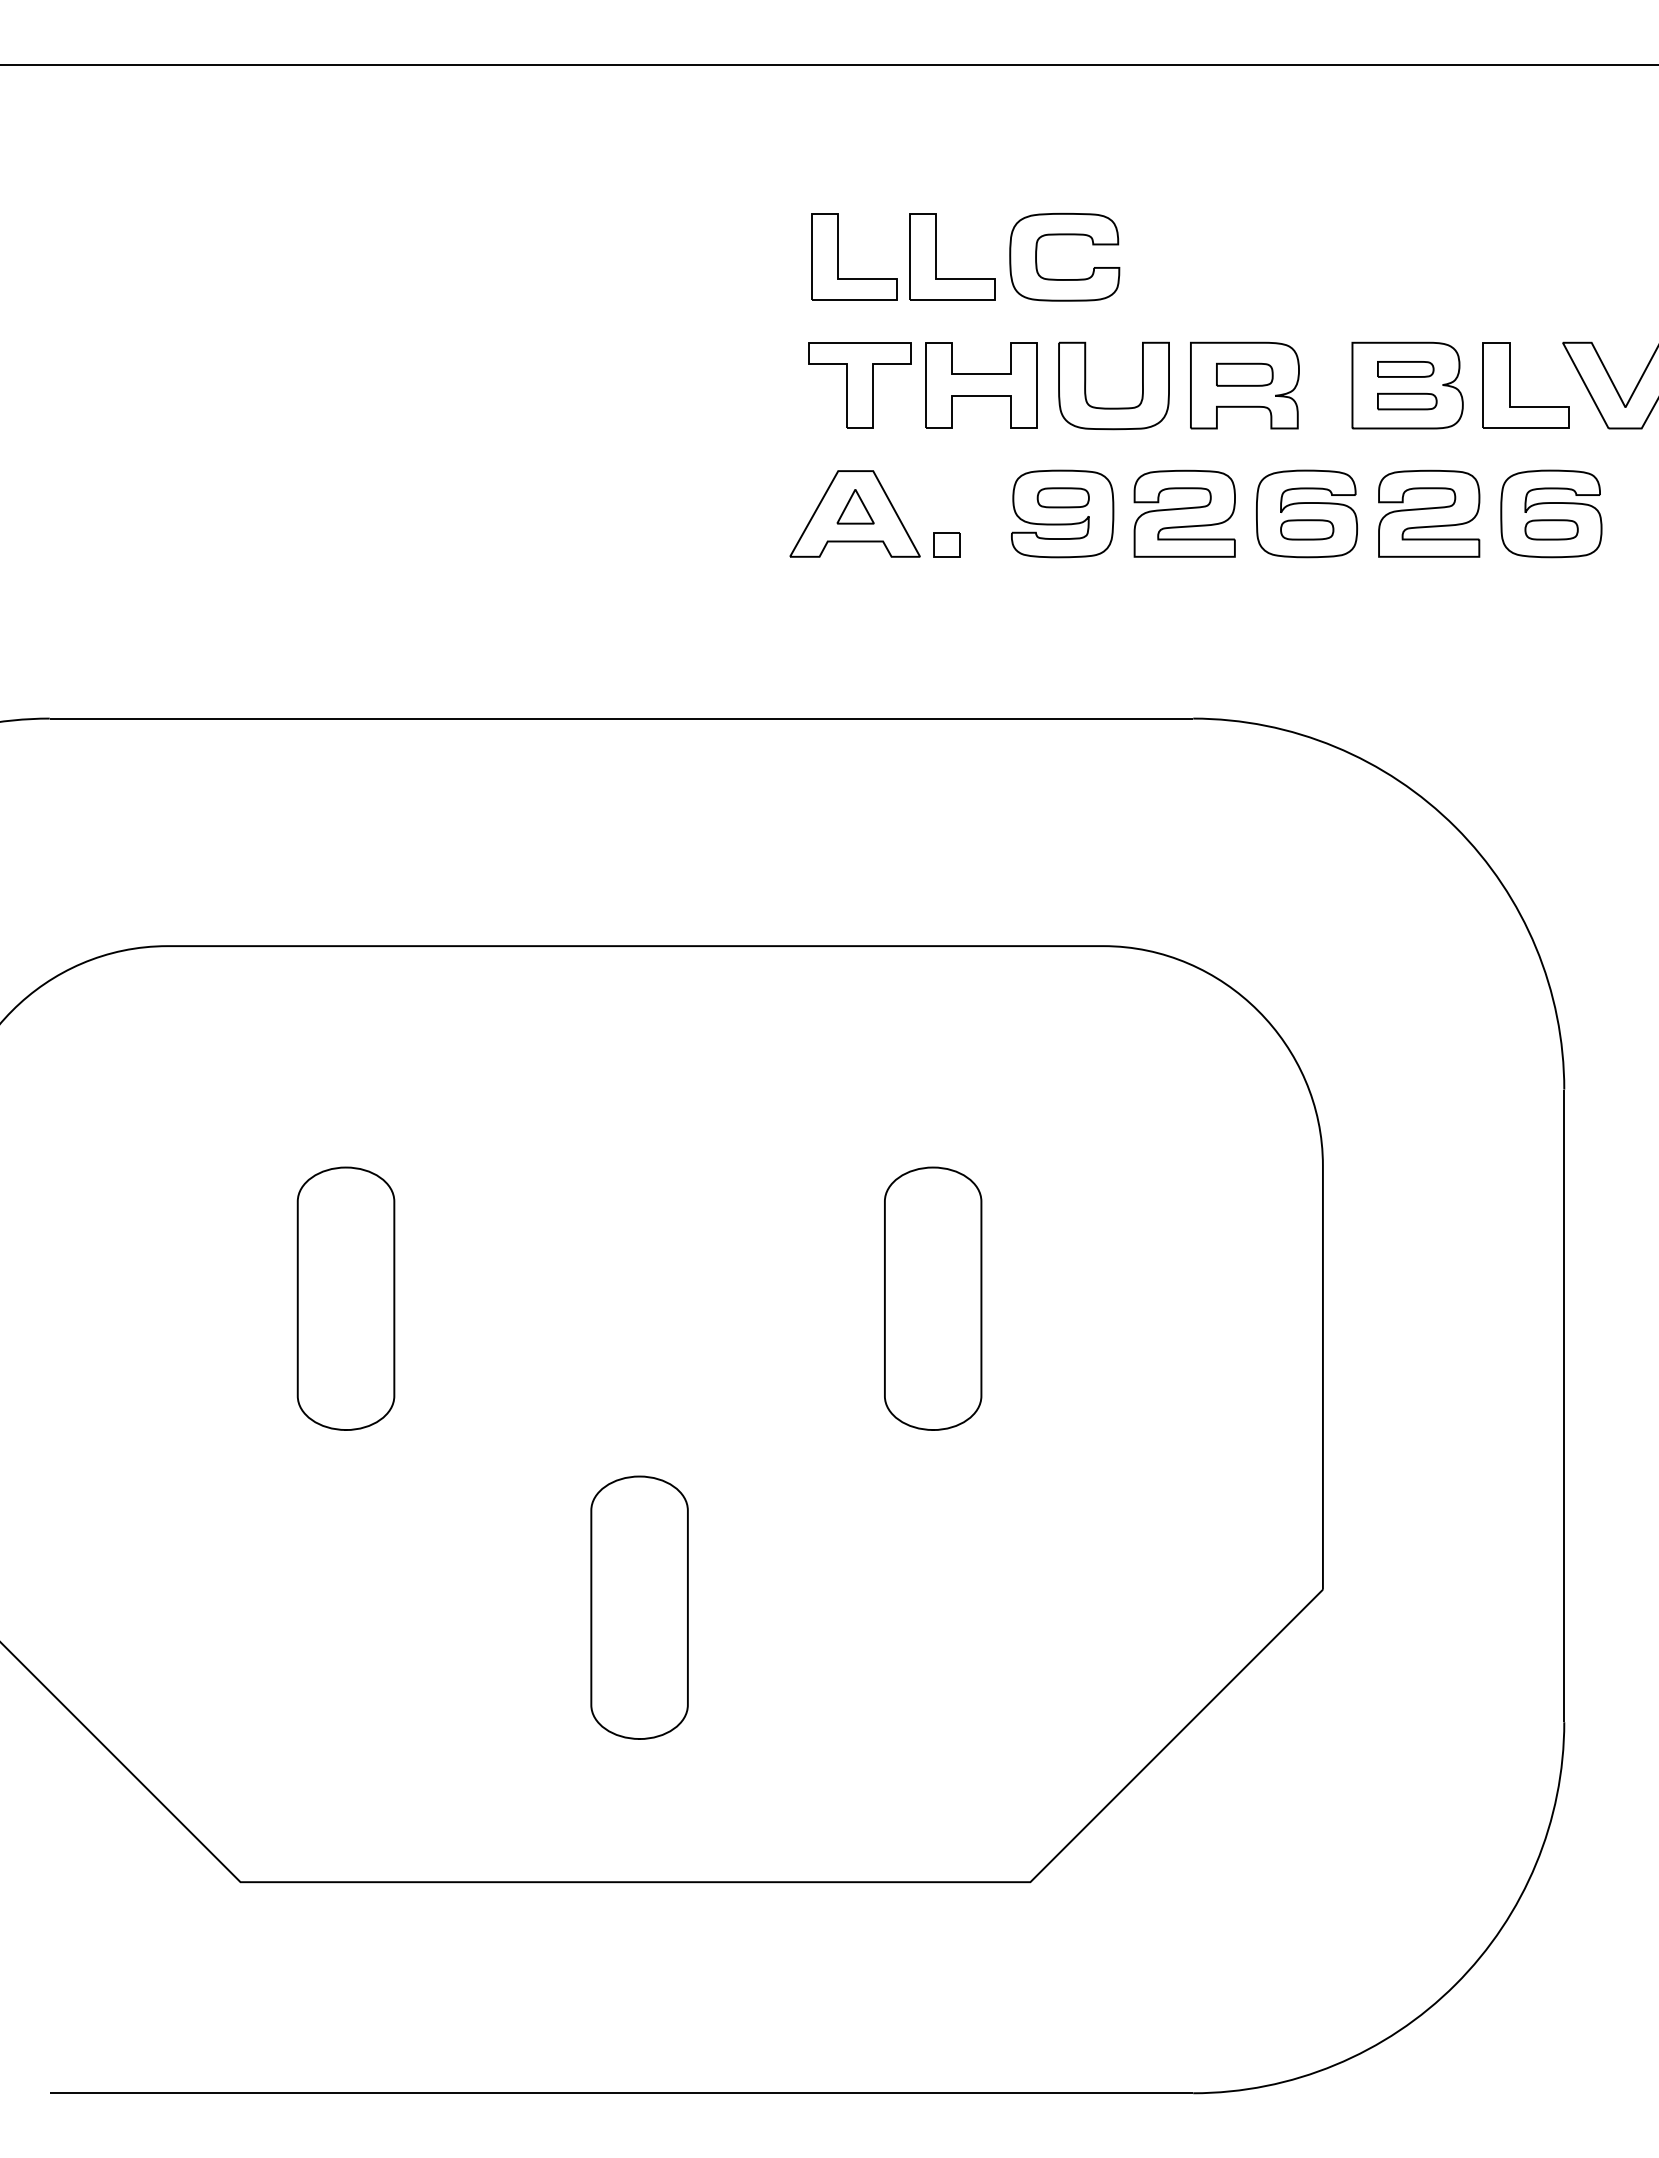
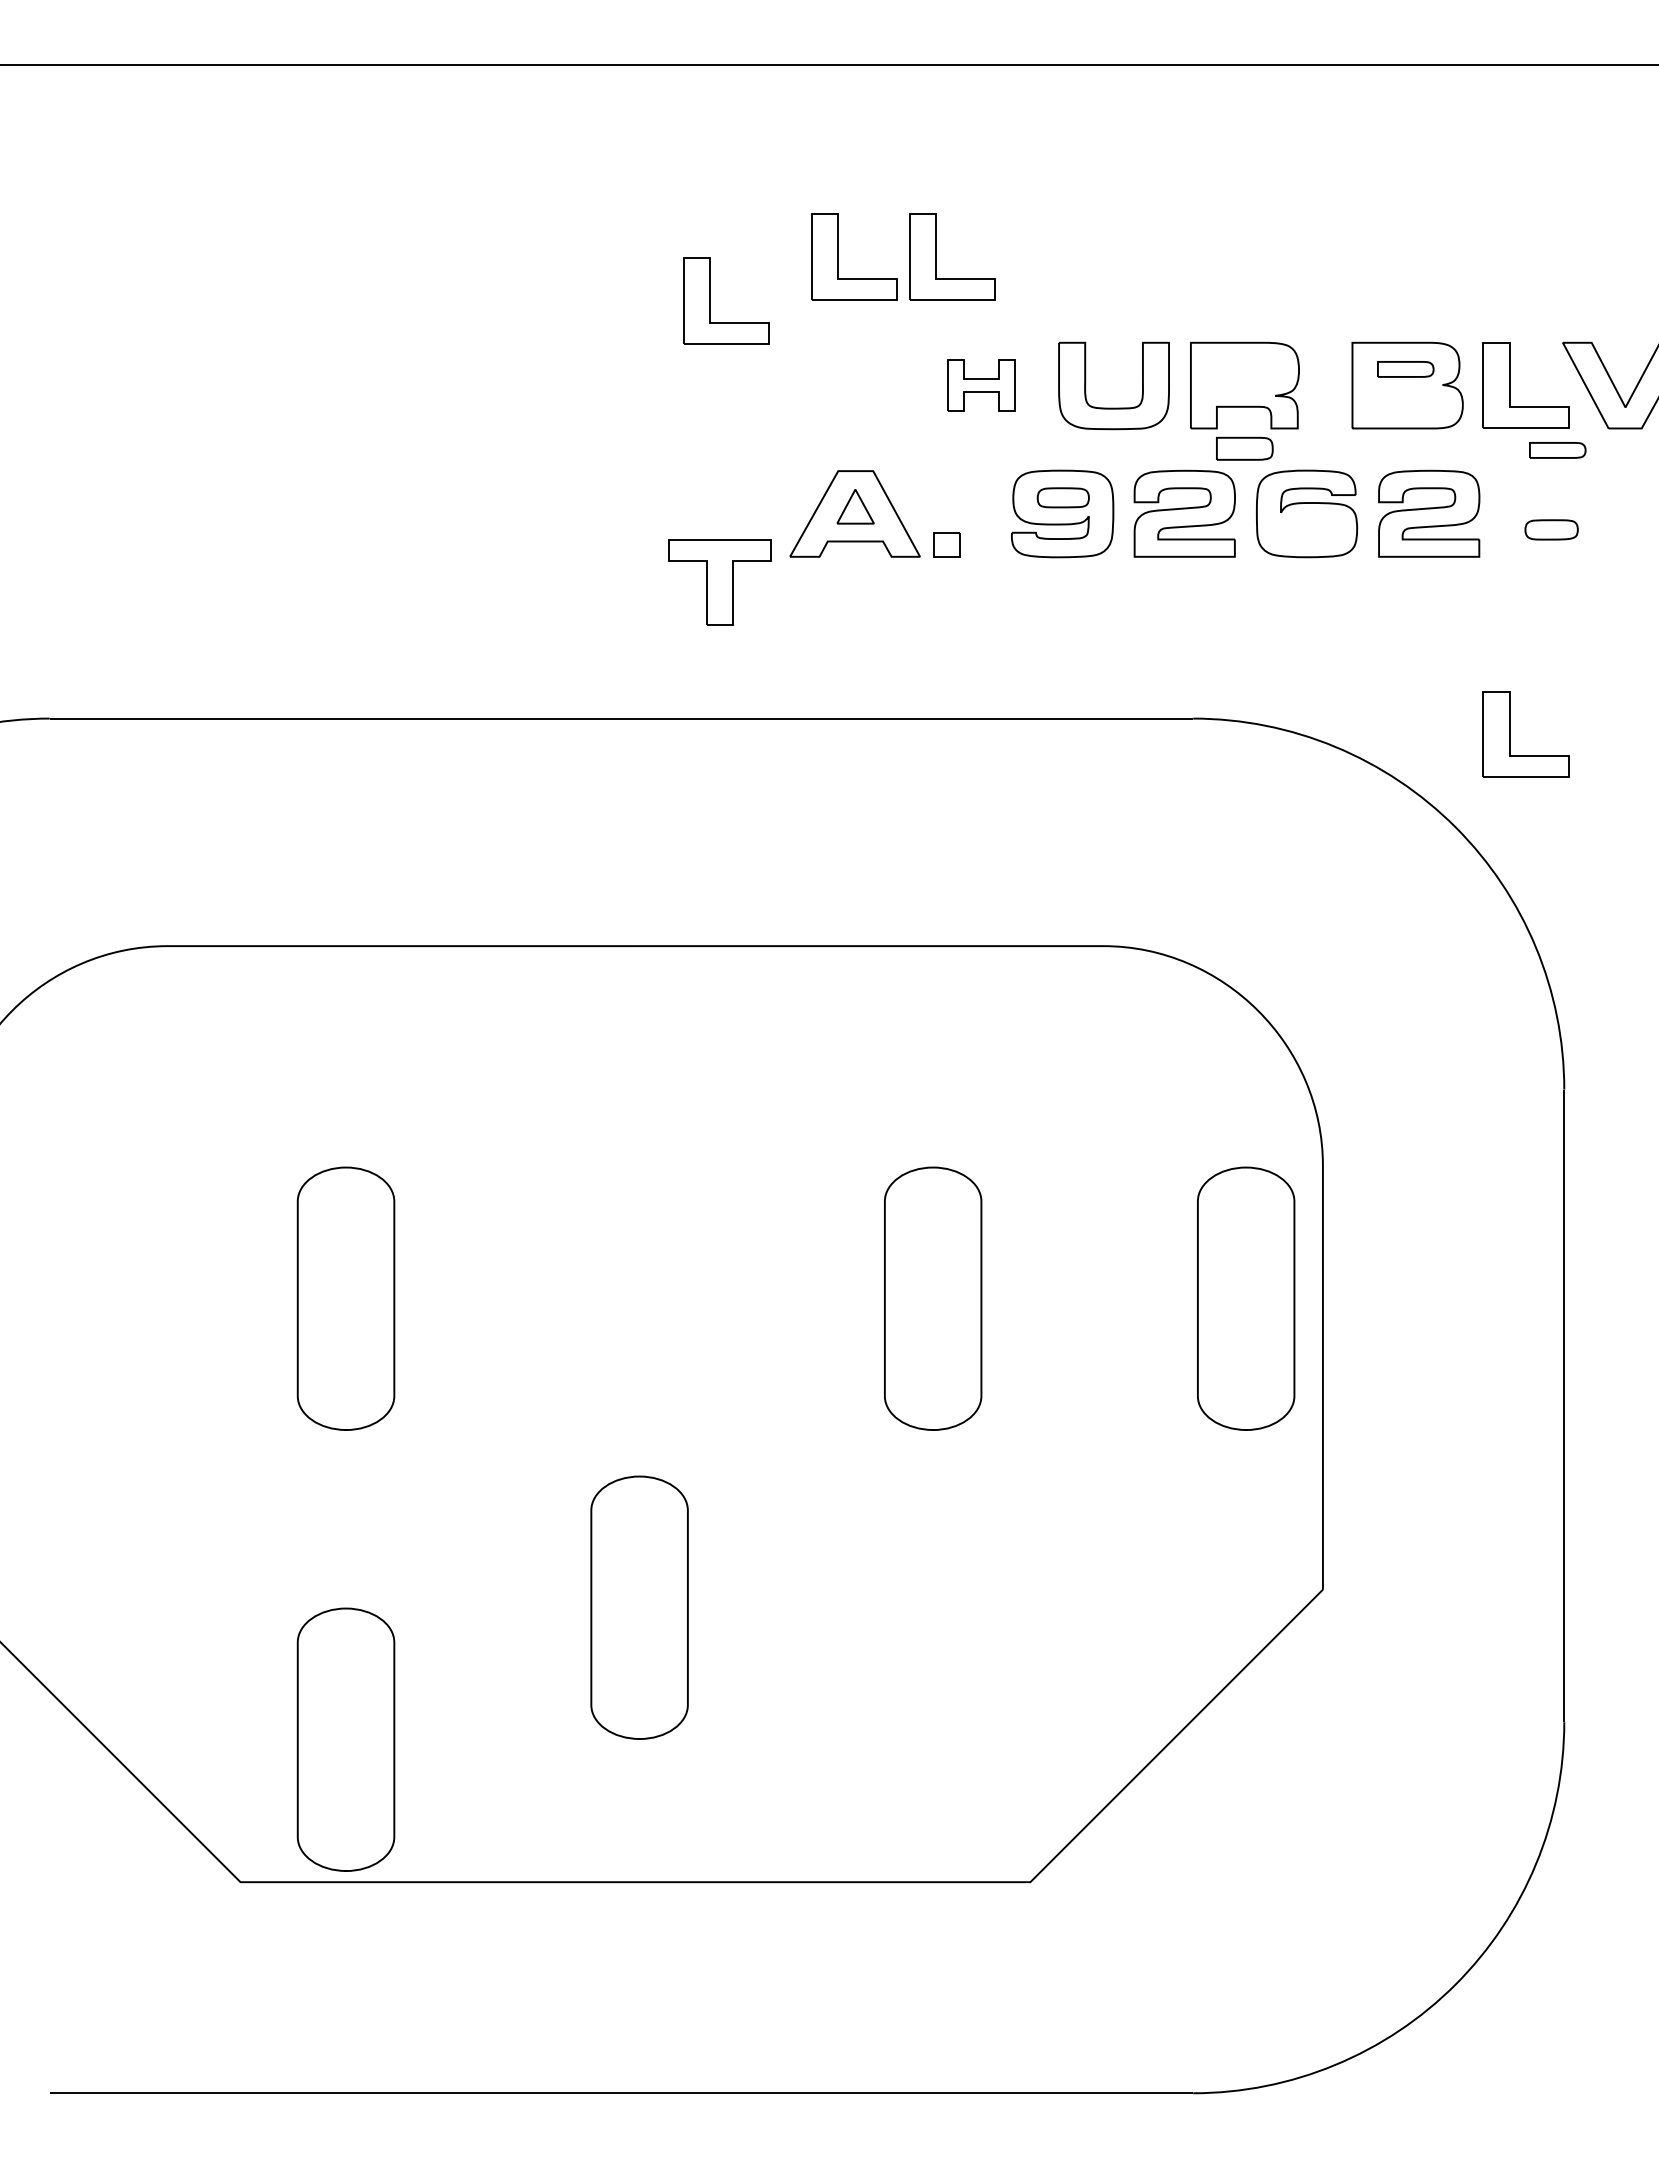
part: present -> none (1064, 235)
part: none -> present (710, 300)
part position: (1244, 374) -> (1244, 448) (1244, 448)
part position: (859, 385) -> (719, 582) (719, 582)
part size: 113x87 px -> 69x53 px (981, 385)
part: present -> none (1407, 401)
part: none -> present (1557, 450)
part: present -> none (1551, 513)
part: present -> none (1307, 529)
part: none -> present (1510, 734)
part: none -> present (1246, 1298)
part: none -> present (345, 1739)
